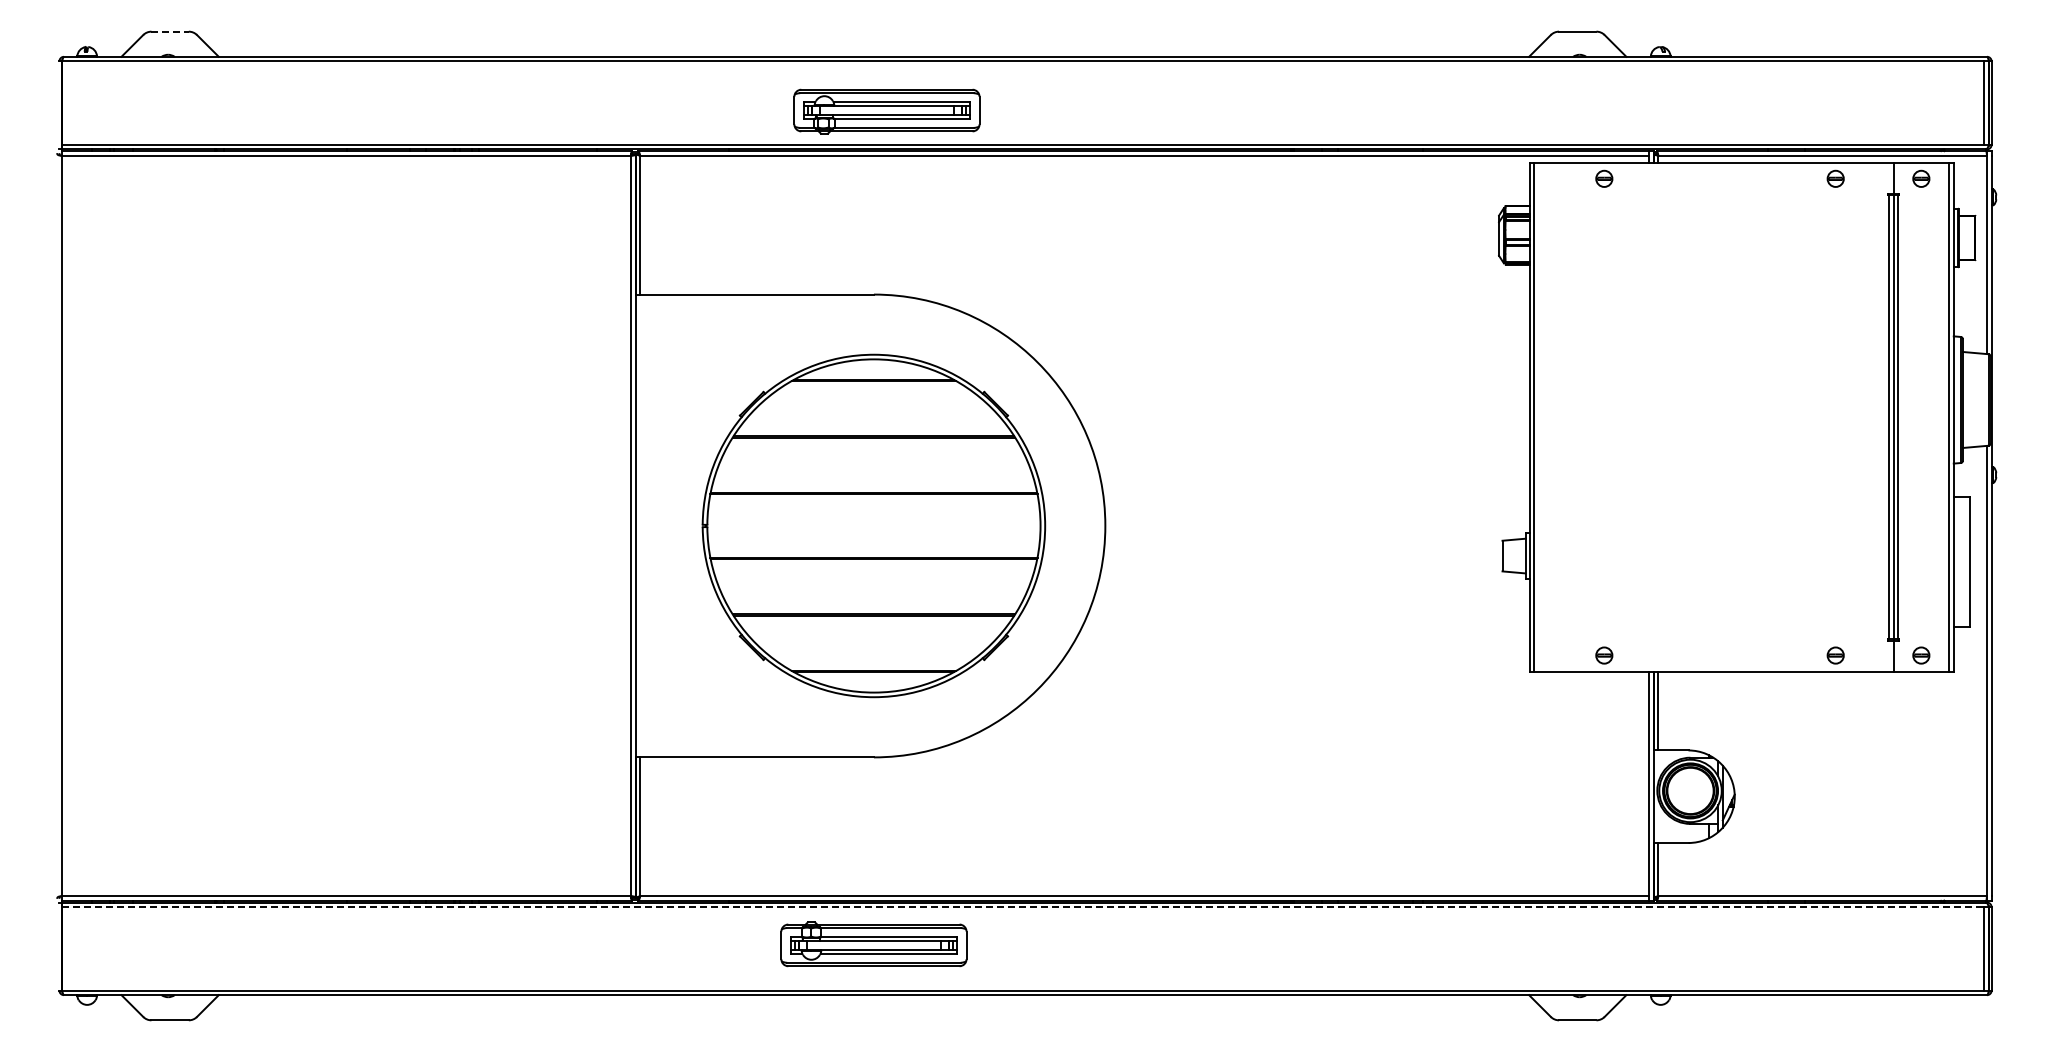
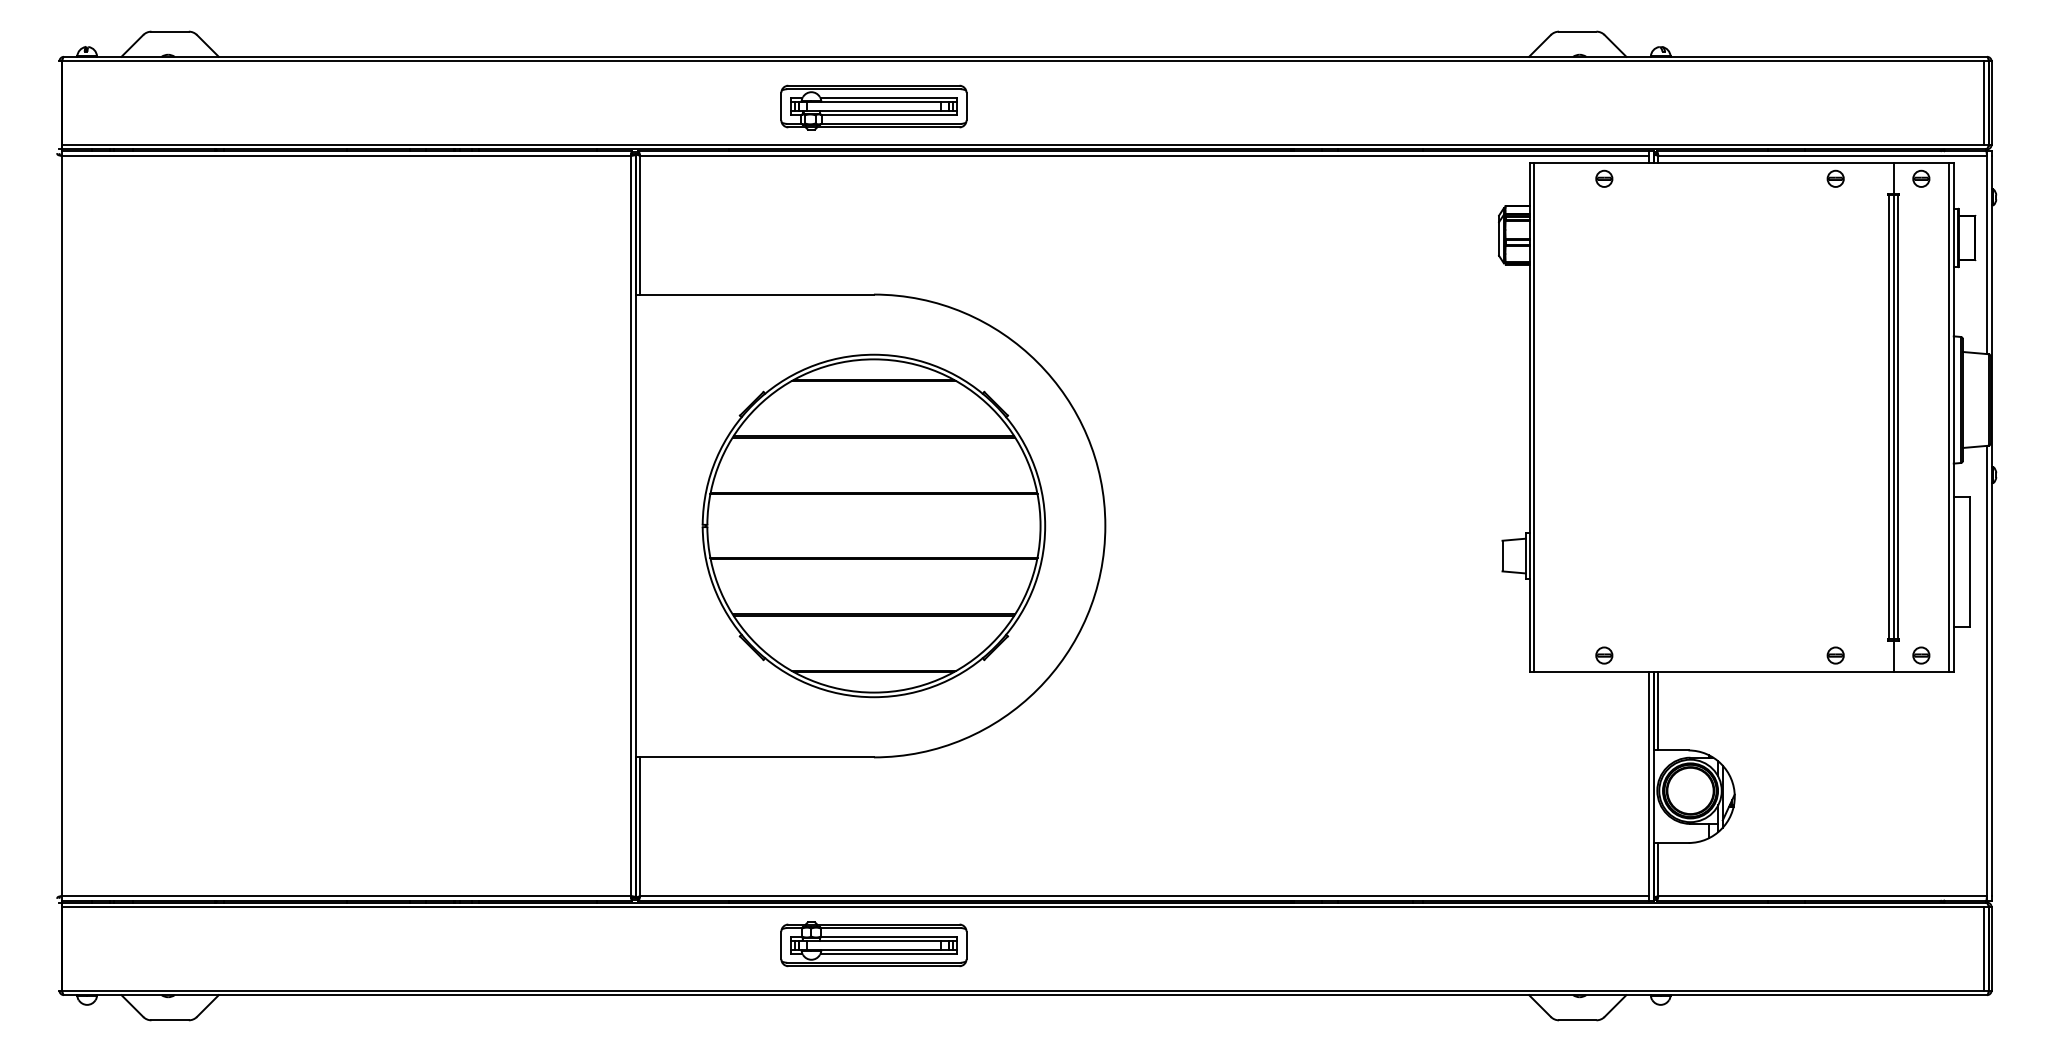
line: dashed -> solid (170, 31)
part position: (886, 111) -> (873, 107) (873, 107)
line: dashed -> solid (1023, 907)
